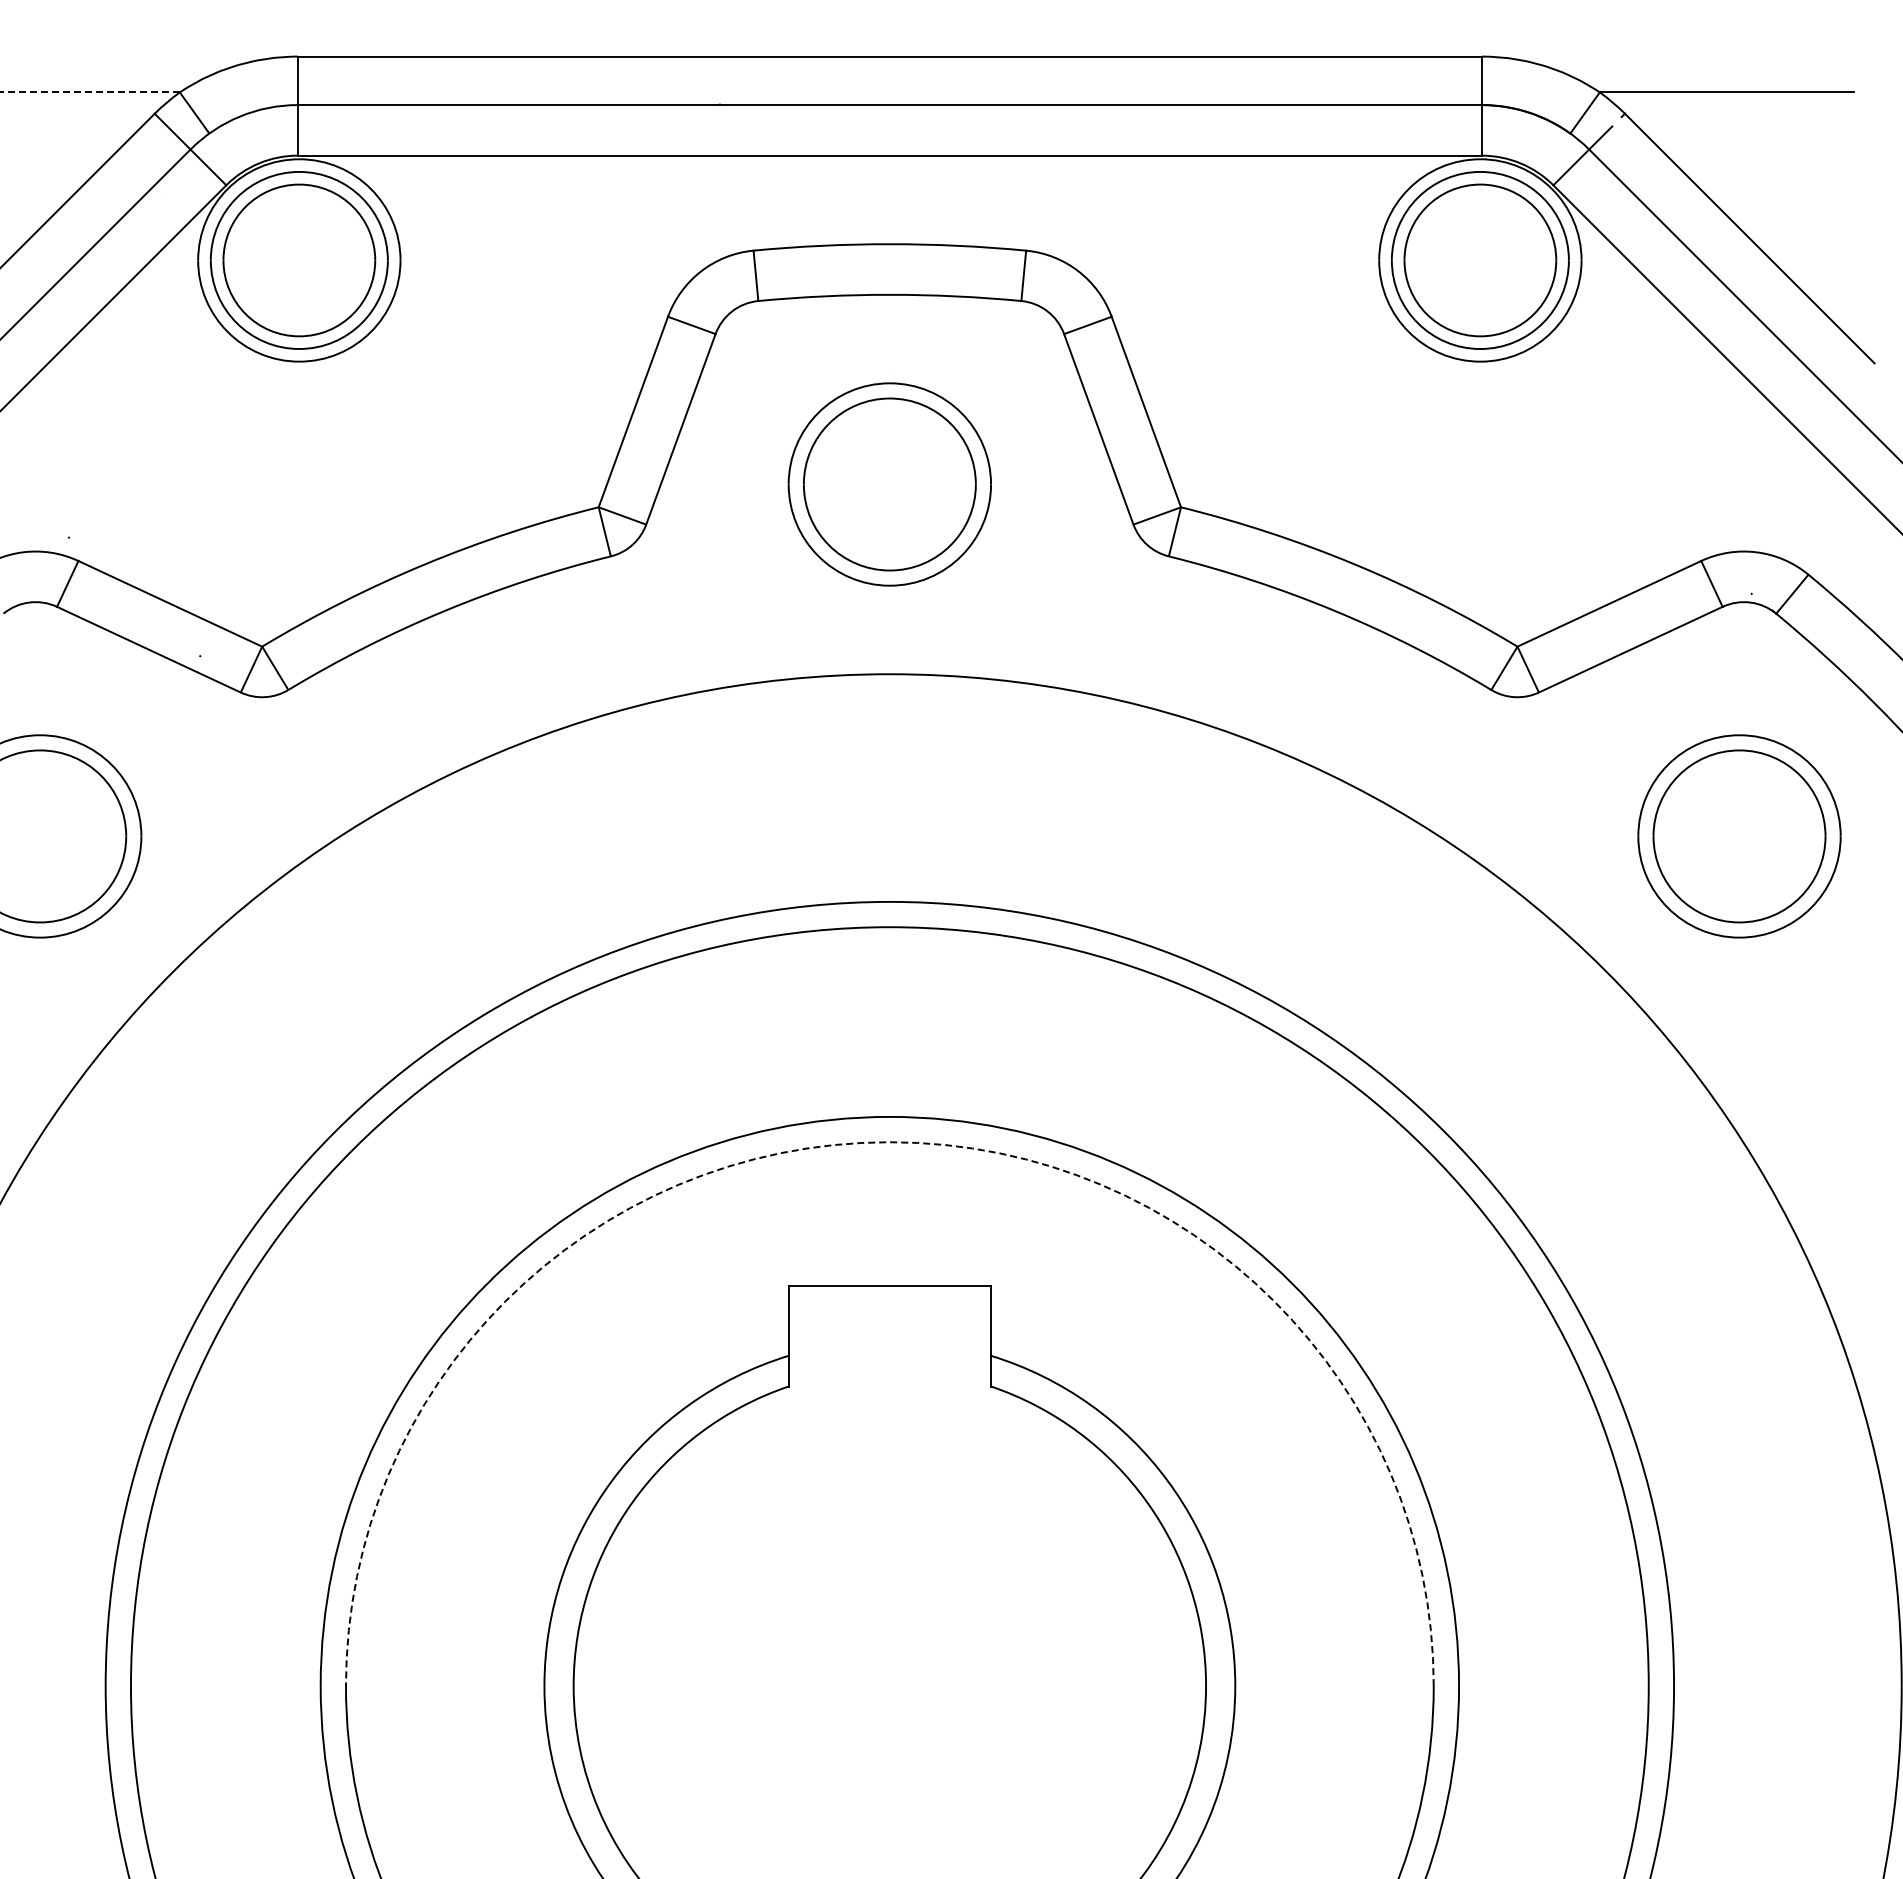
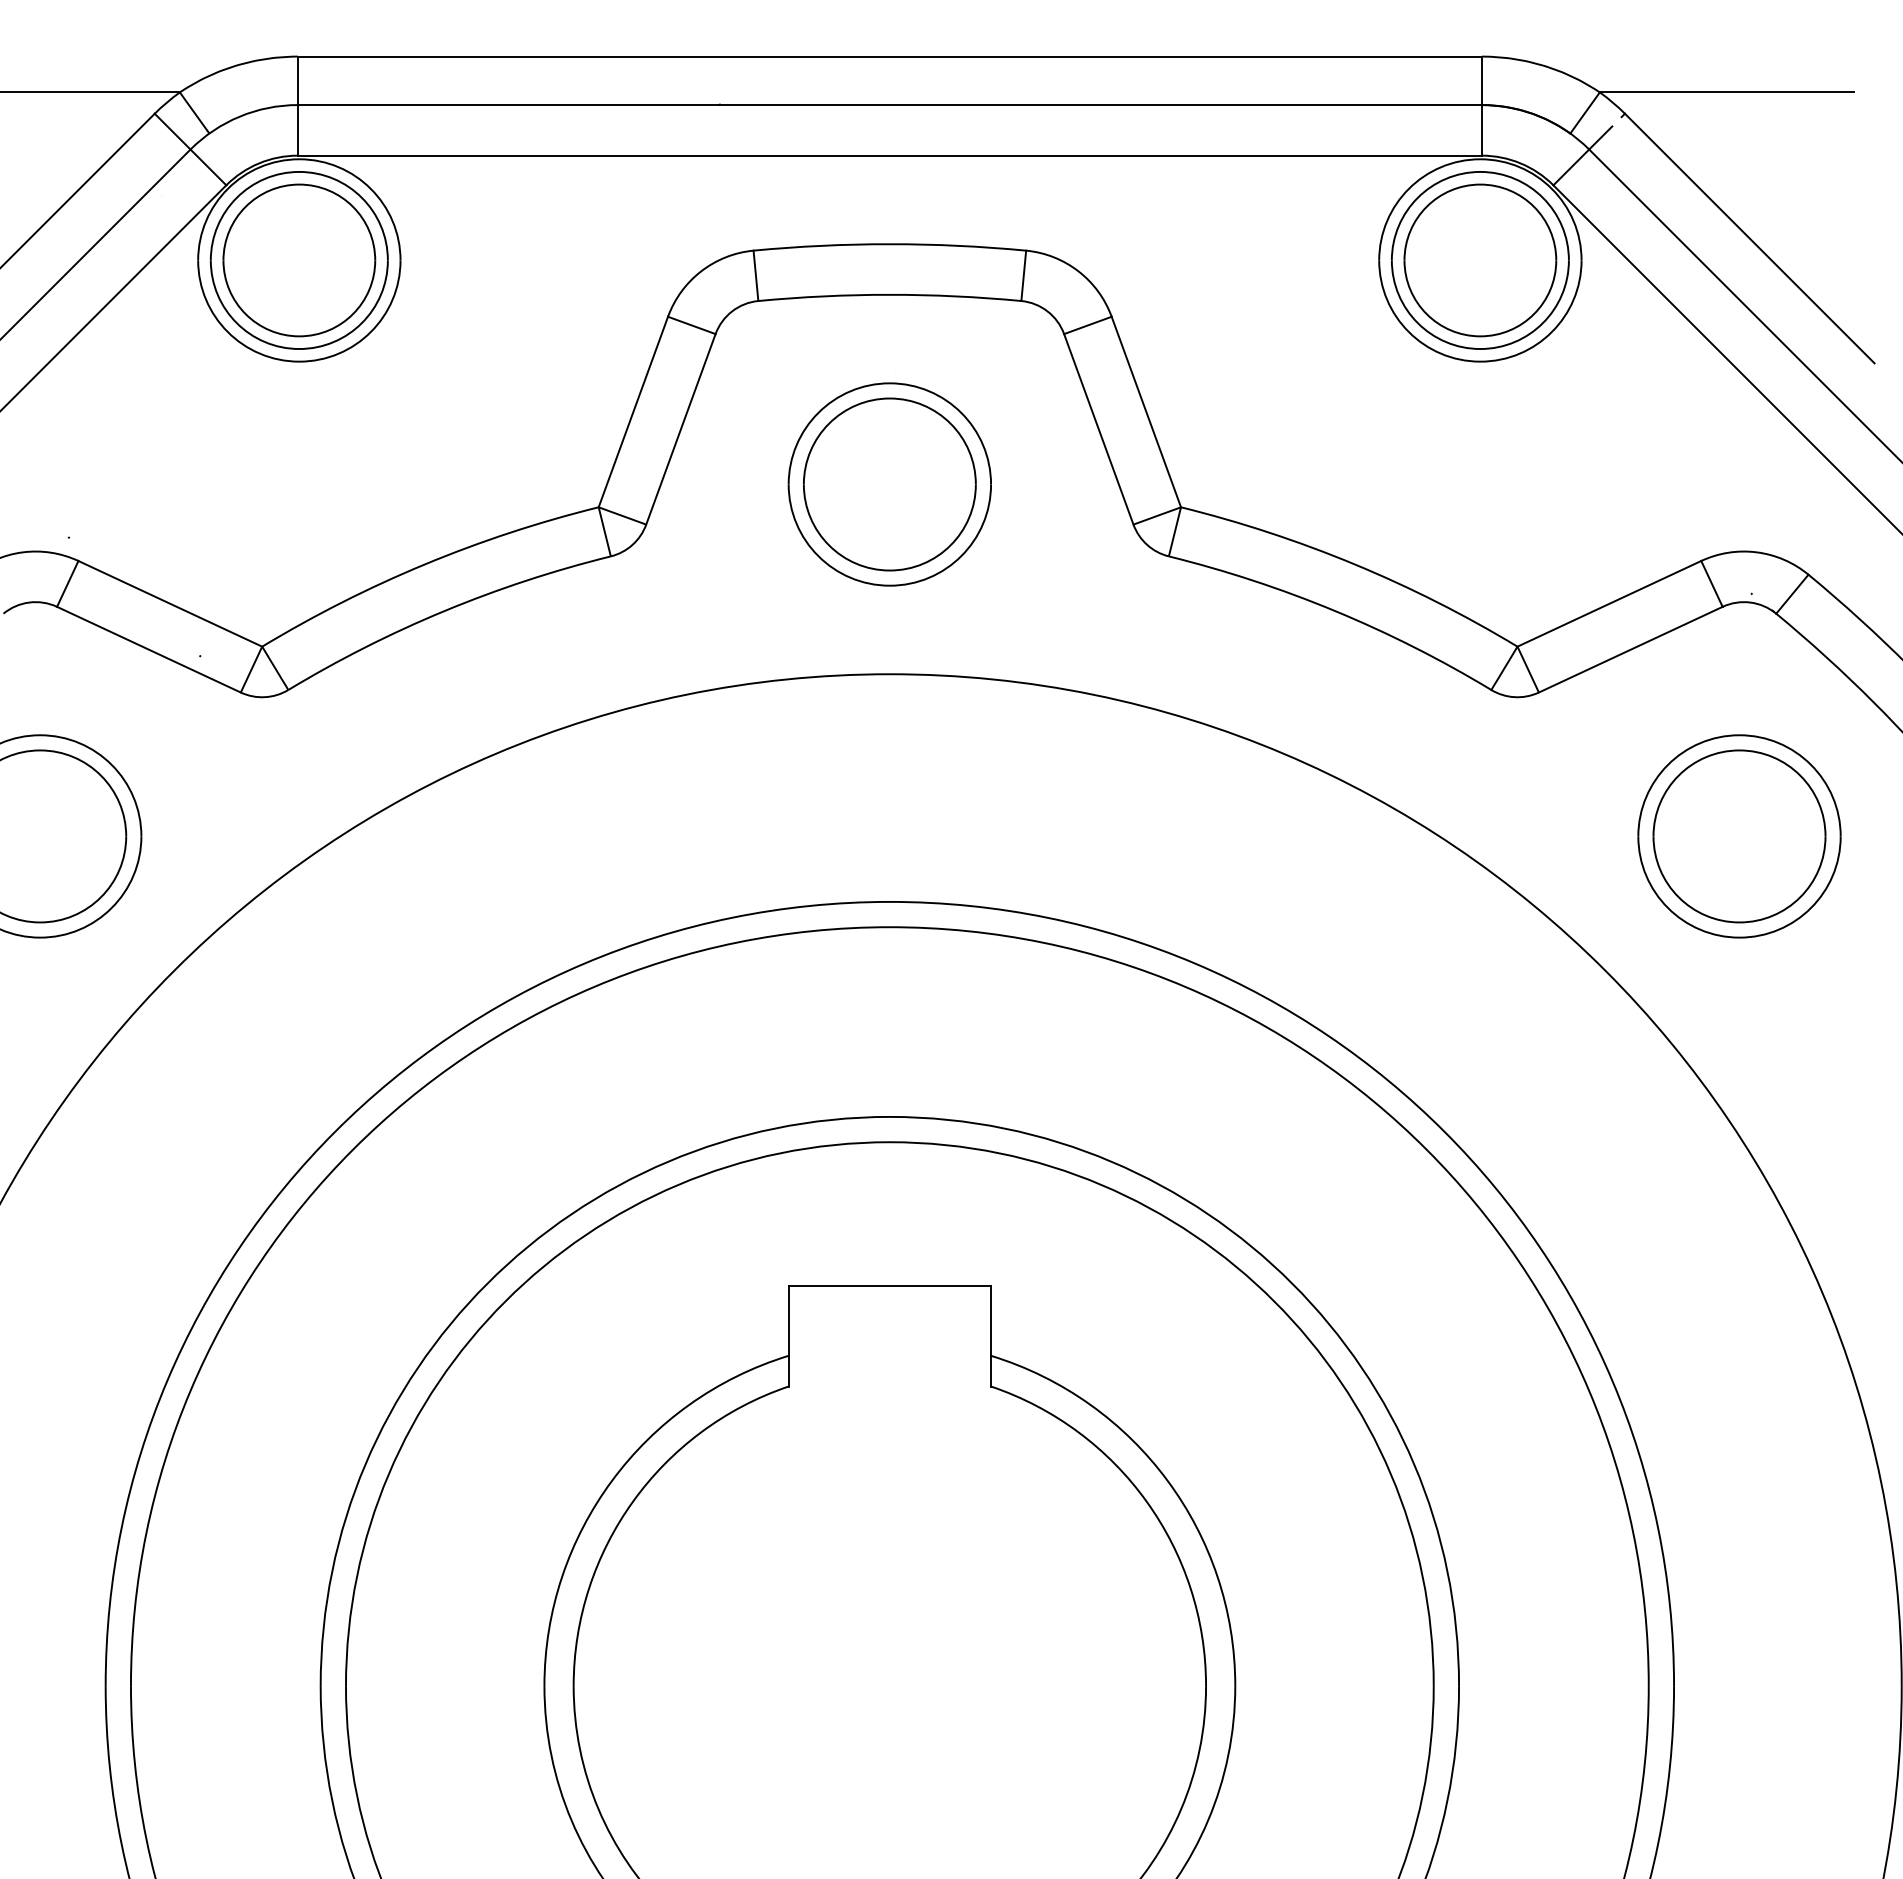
line: dashed -> solid (89, 92)
arc: dashed -> solid (889, 1142)
